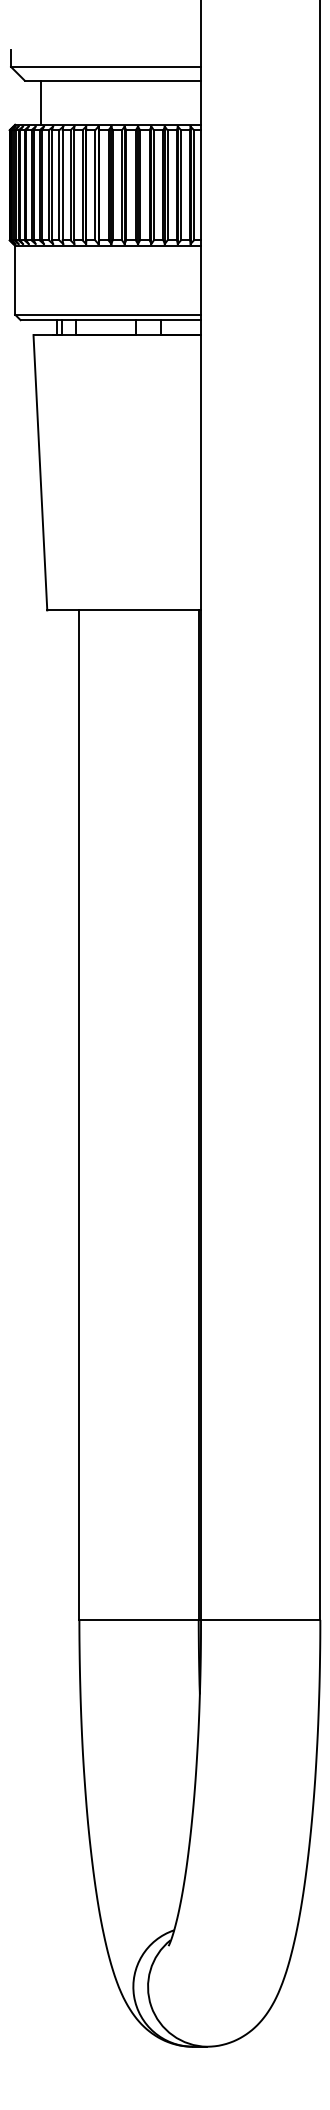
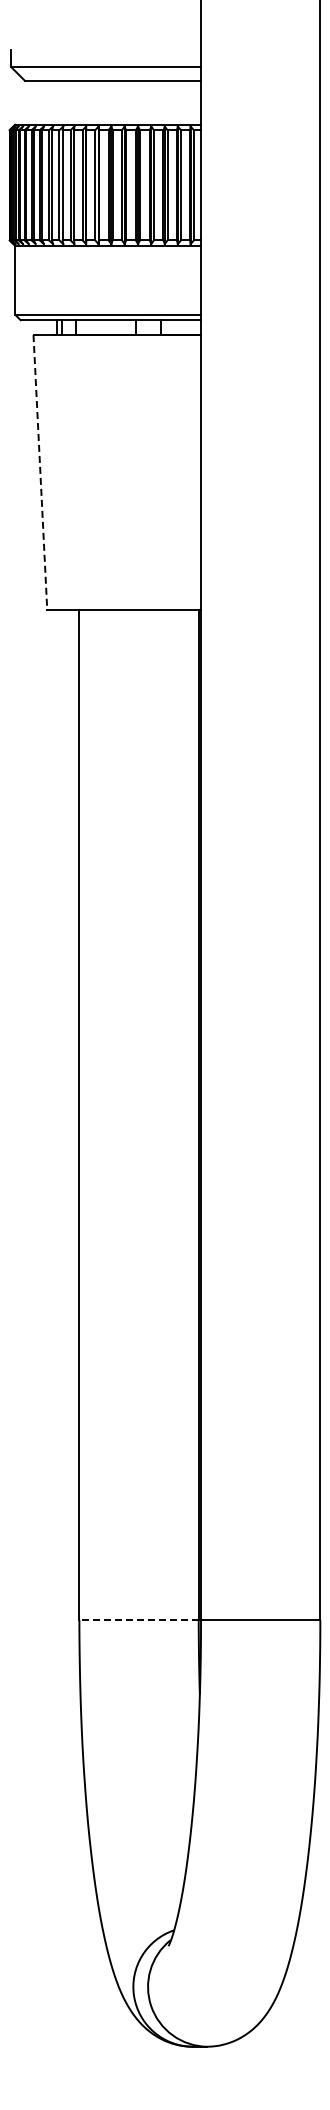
line: present -> none (40, 102)
line: solid -> dashed (40, 472)
line: solid -> dashed (139, 1619)
